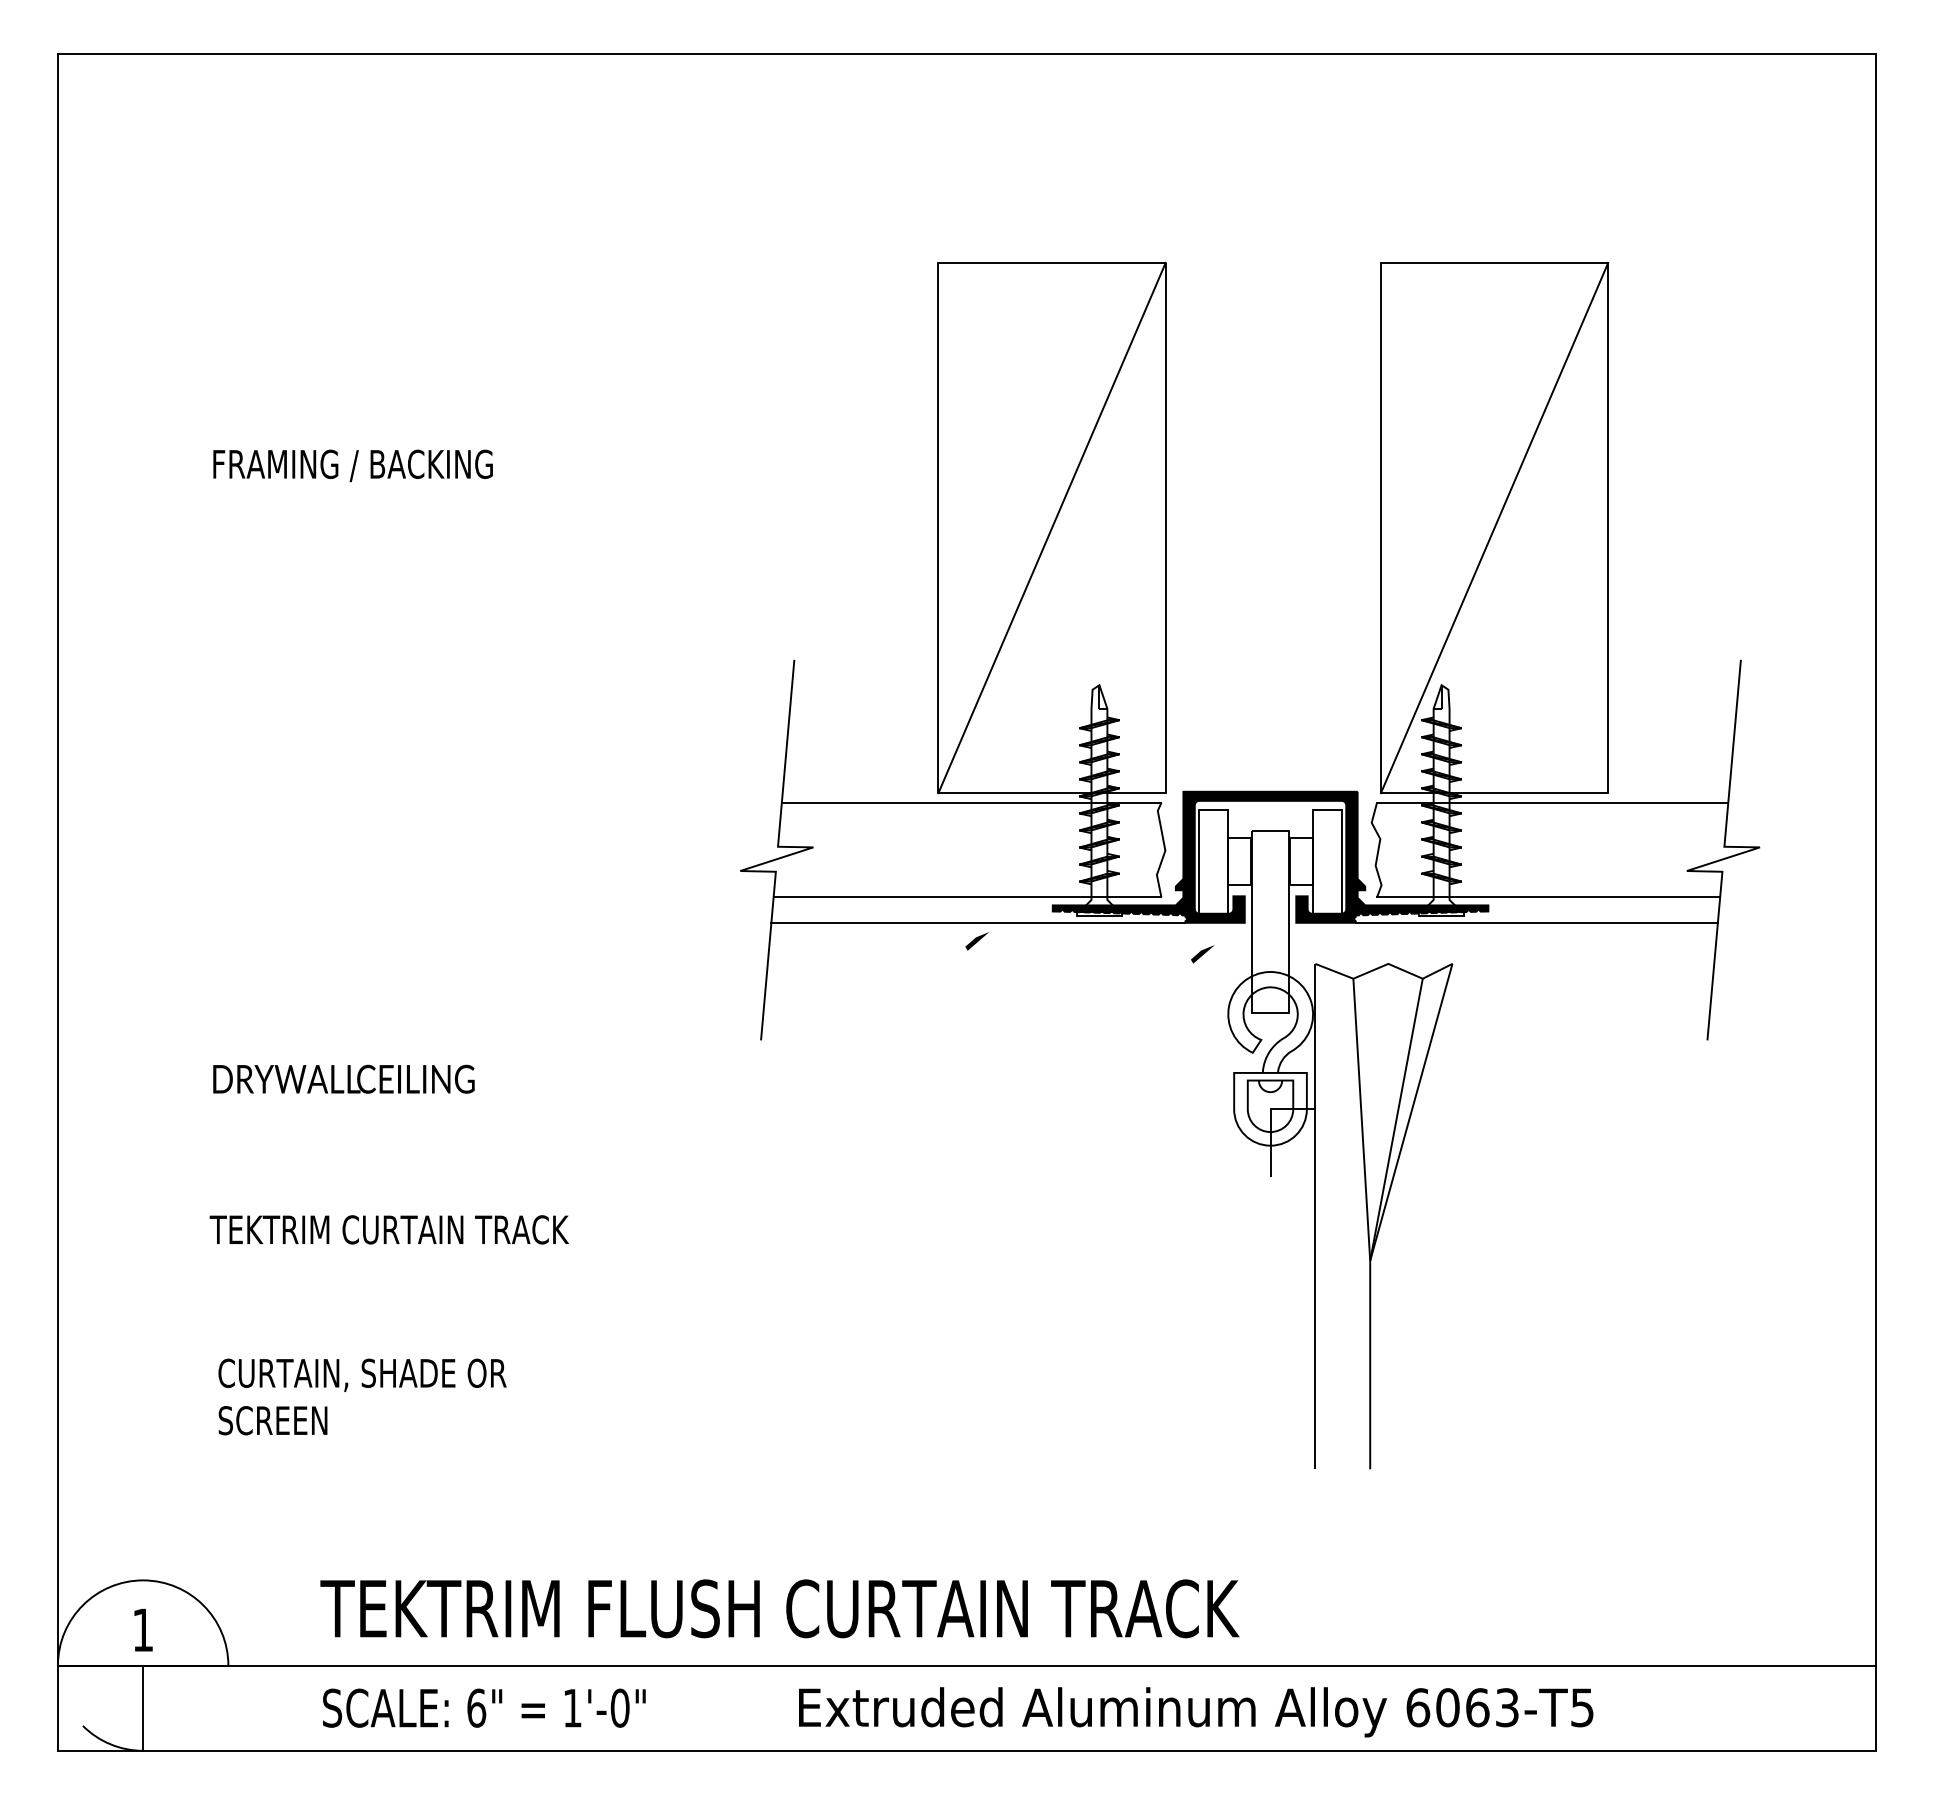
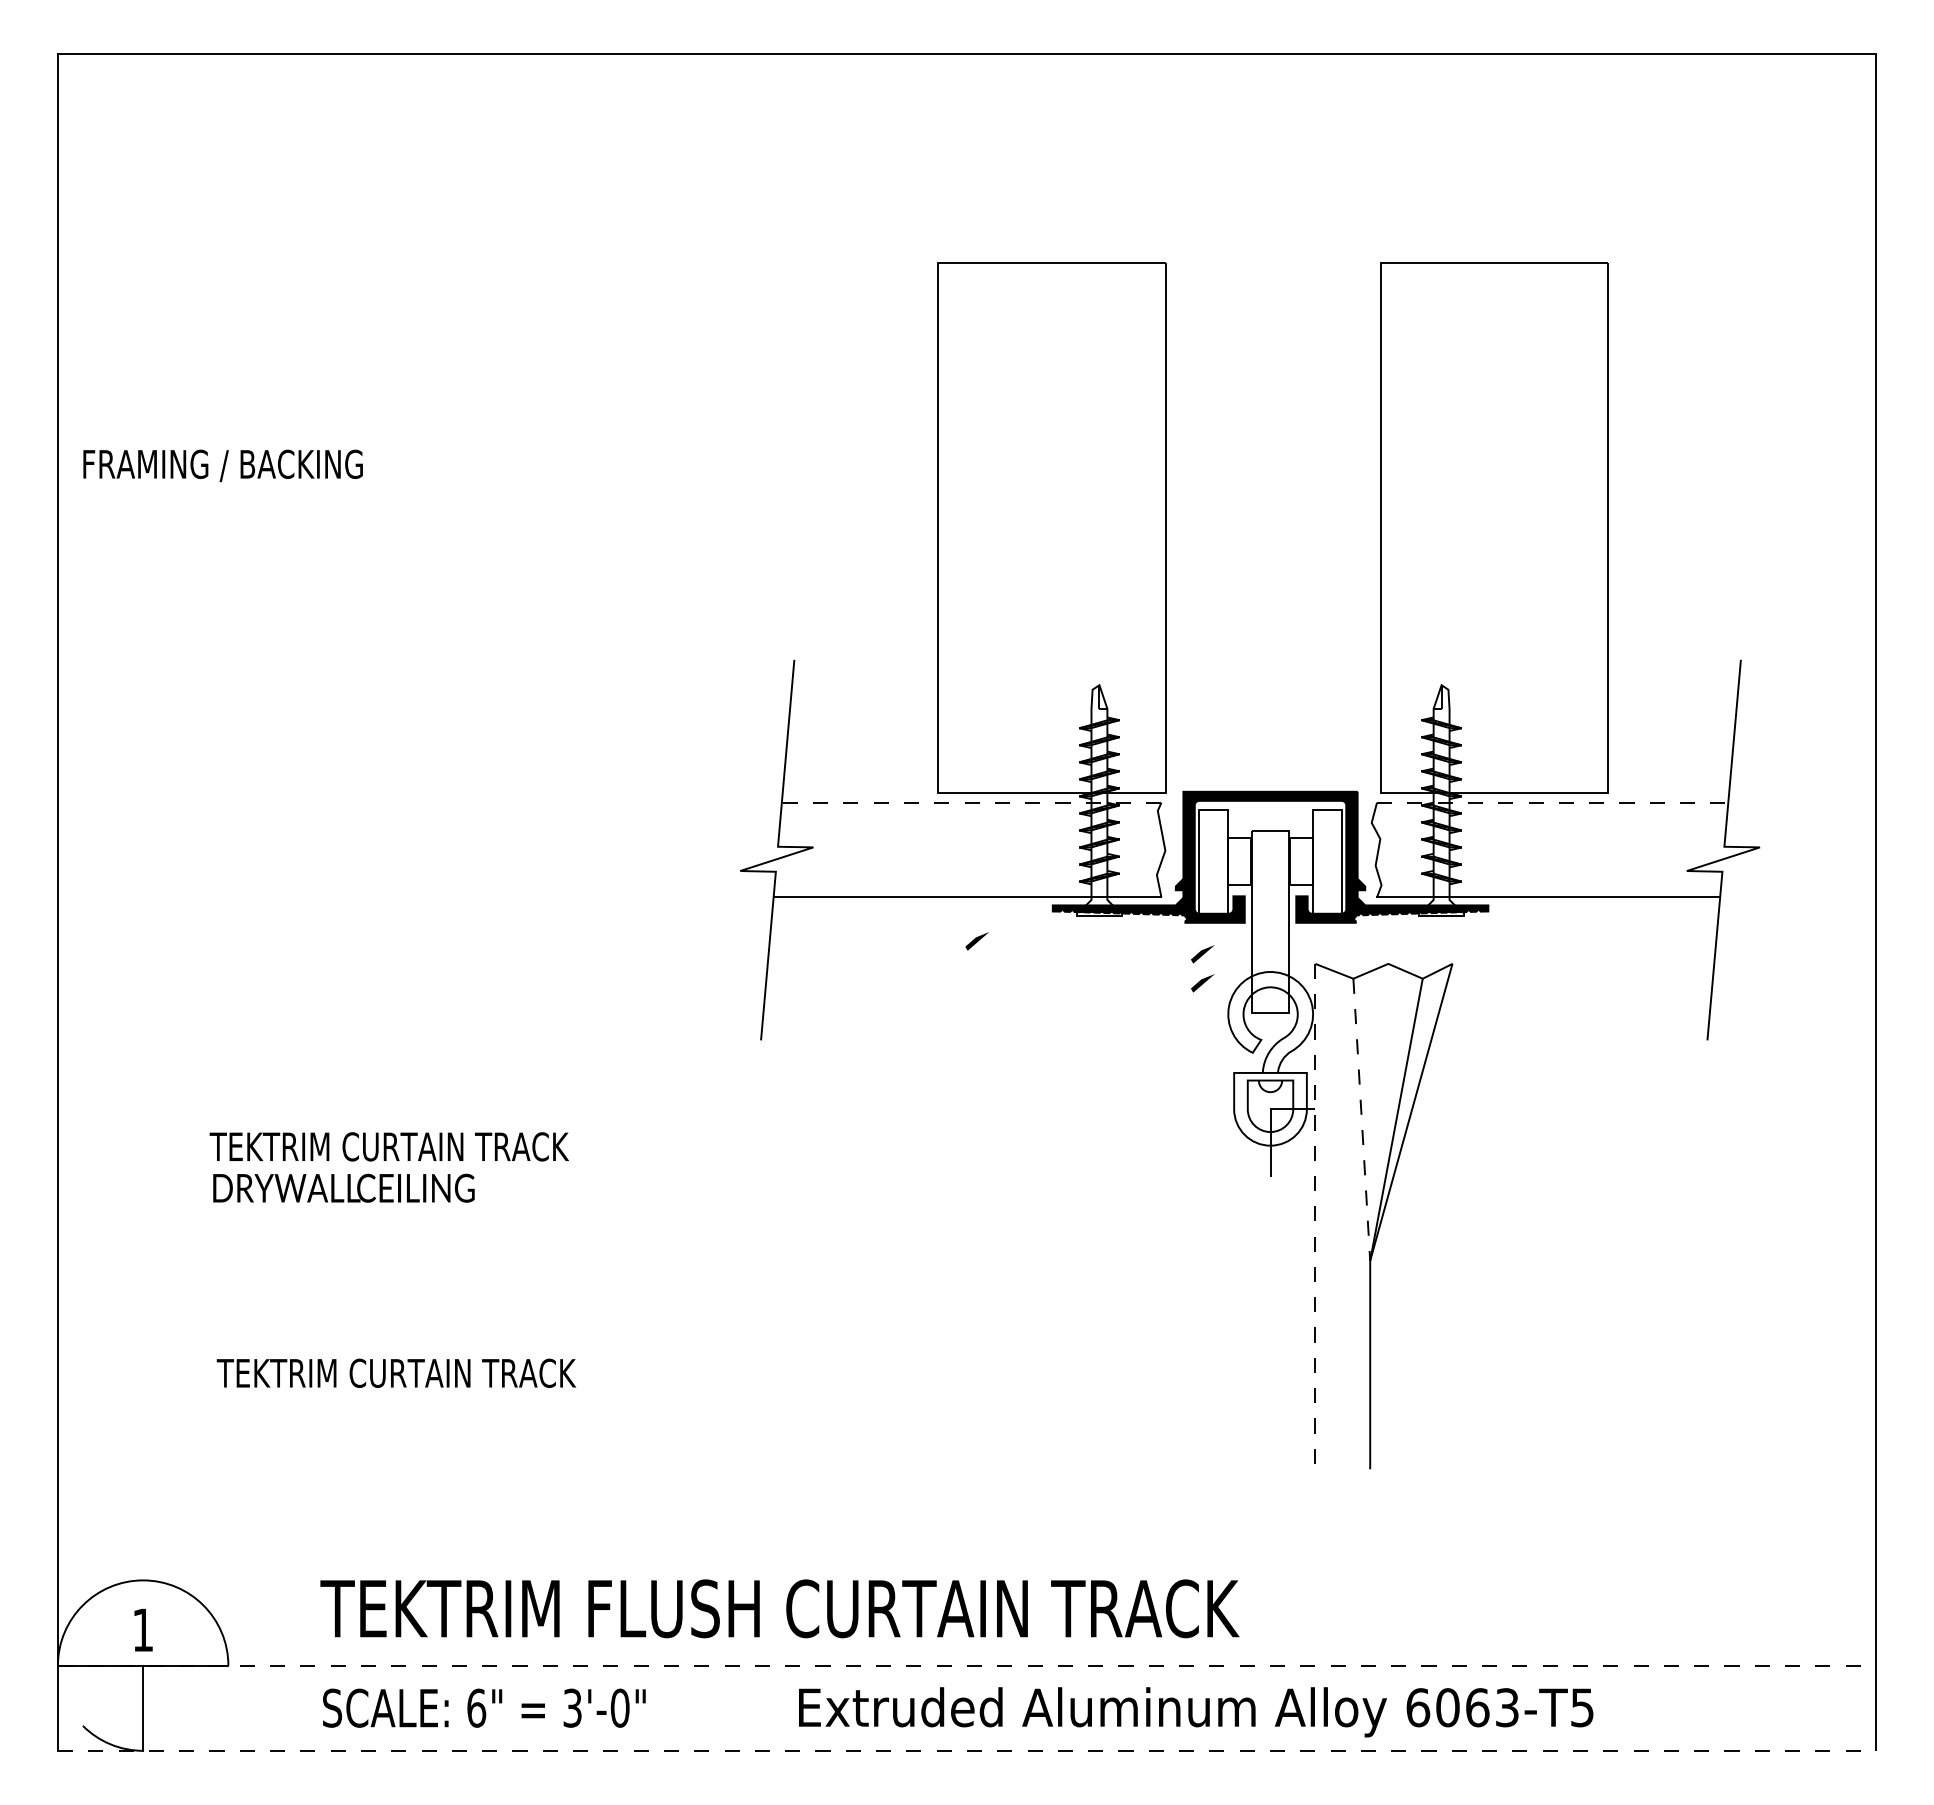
text position: (352, 465) -> (222, 465) (222, 465)
line: present -> none (1051, 527)
line: present -> none (1494, 527)
line: solid -> dashed (971, 802)
line: solid -> dashed (1552, 802)
line: present -> none (978, 922)
line: present -> none (1536, 922)
line: none -> present (1202, 983)
text position: (343, 1078) -> (343, 1187) (343, 1187)
line: solid -> dashed (1361, 1120)
line: solid -> dashed (1315, 1216)
text position: (388, 1229) -> (388, 1146) (388, 1146)
text: CURTAIN, SHADE OR SCREEN -> TEKTRIM CURTAIN TRACK (396, 1396)
line: solid -> dashed (967, 1665)
text: 1'-0" -> 3'-0" (572, 1707)
line: solid -> dashed (967, 1750)
